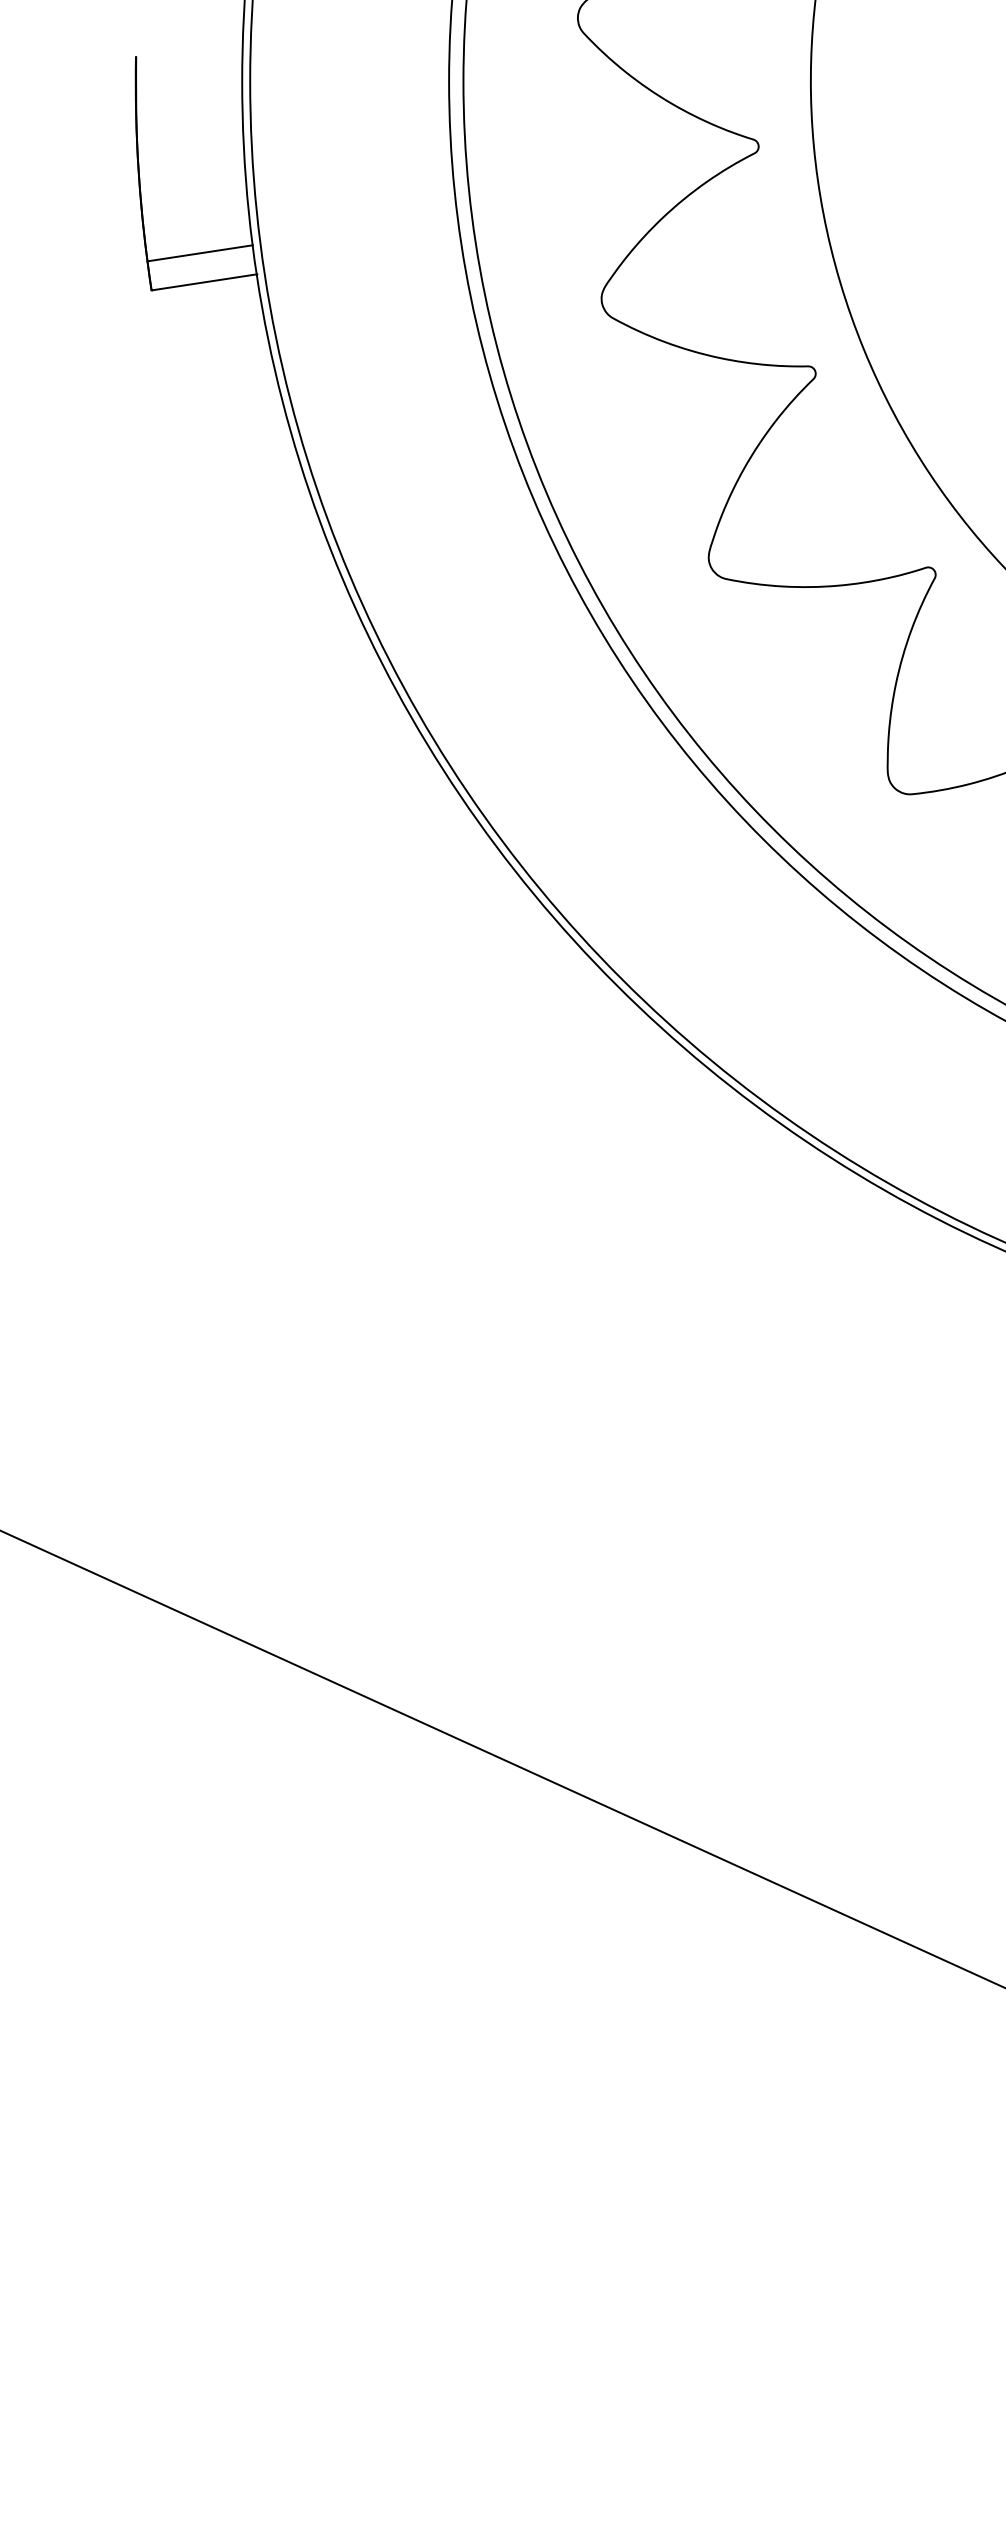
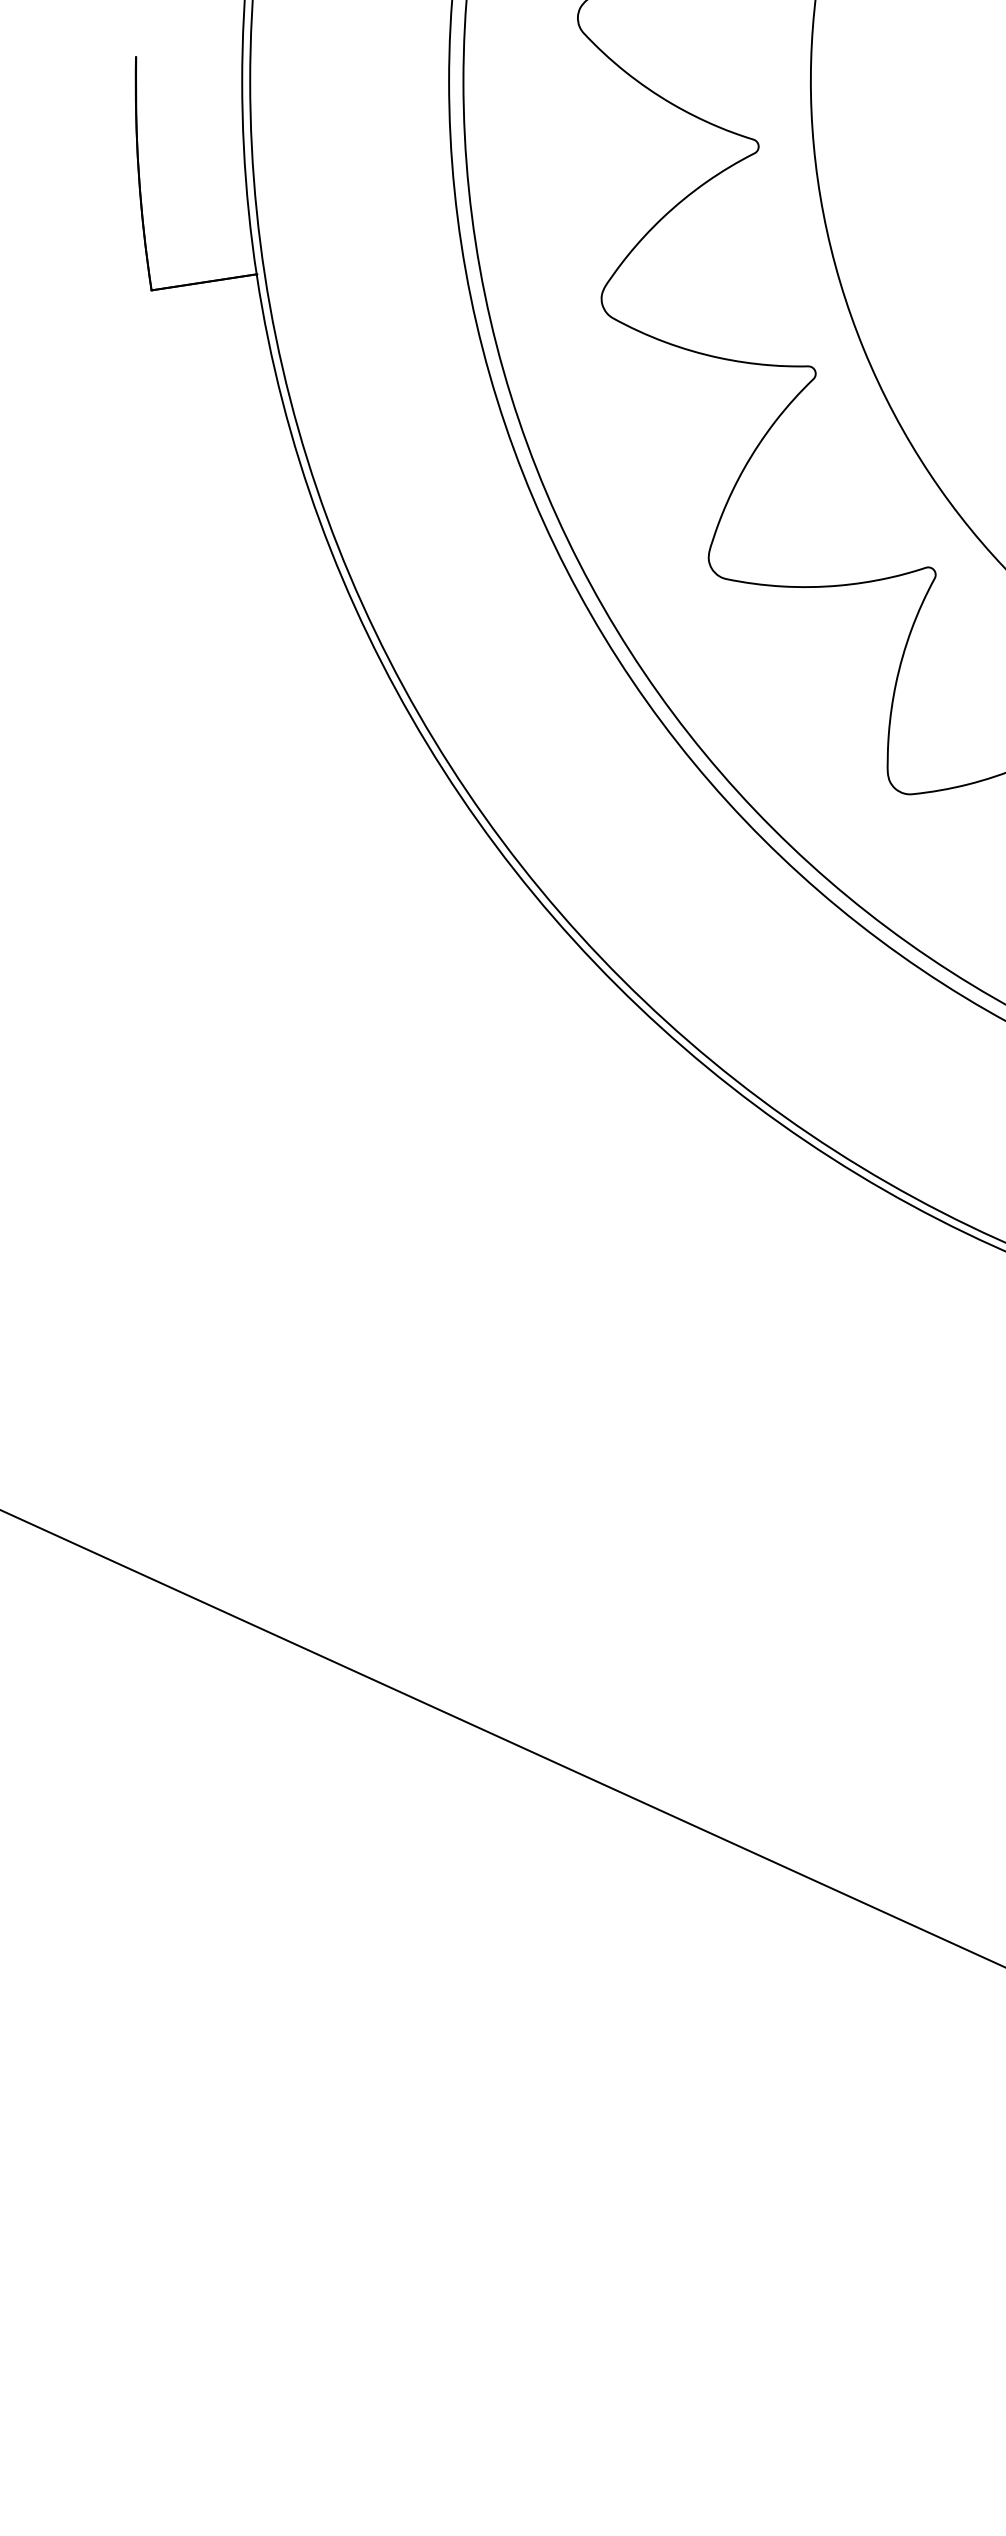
line position: (199, 253) -> (203, 282) (203, 282)
line position: (502, 1758) -> (502, 1738) (502, 1738)
